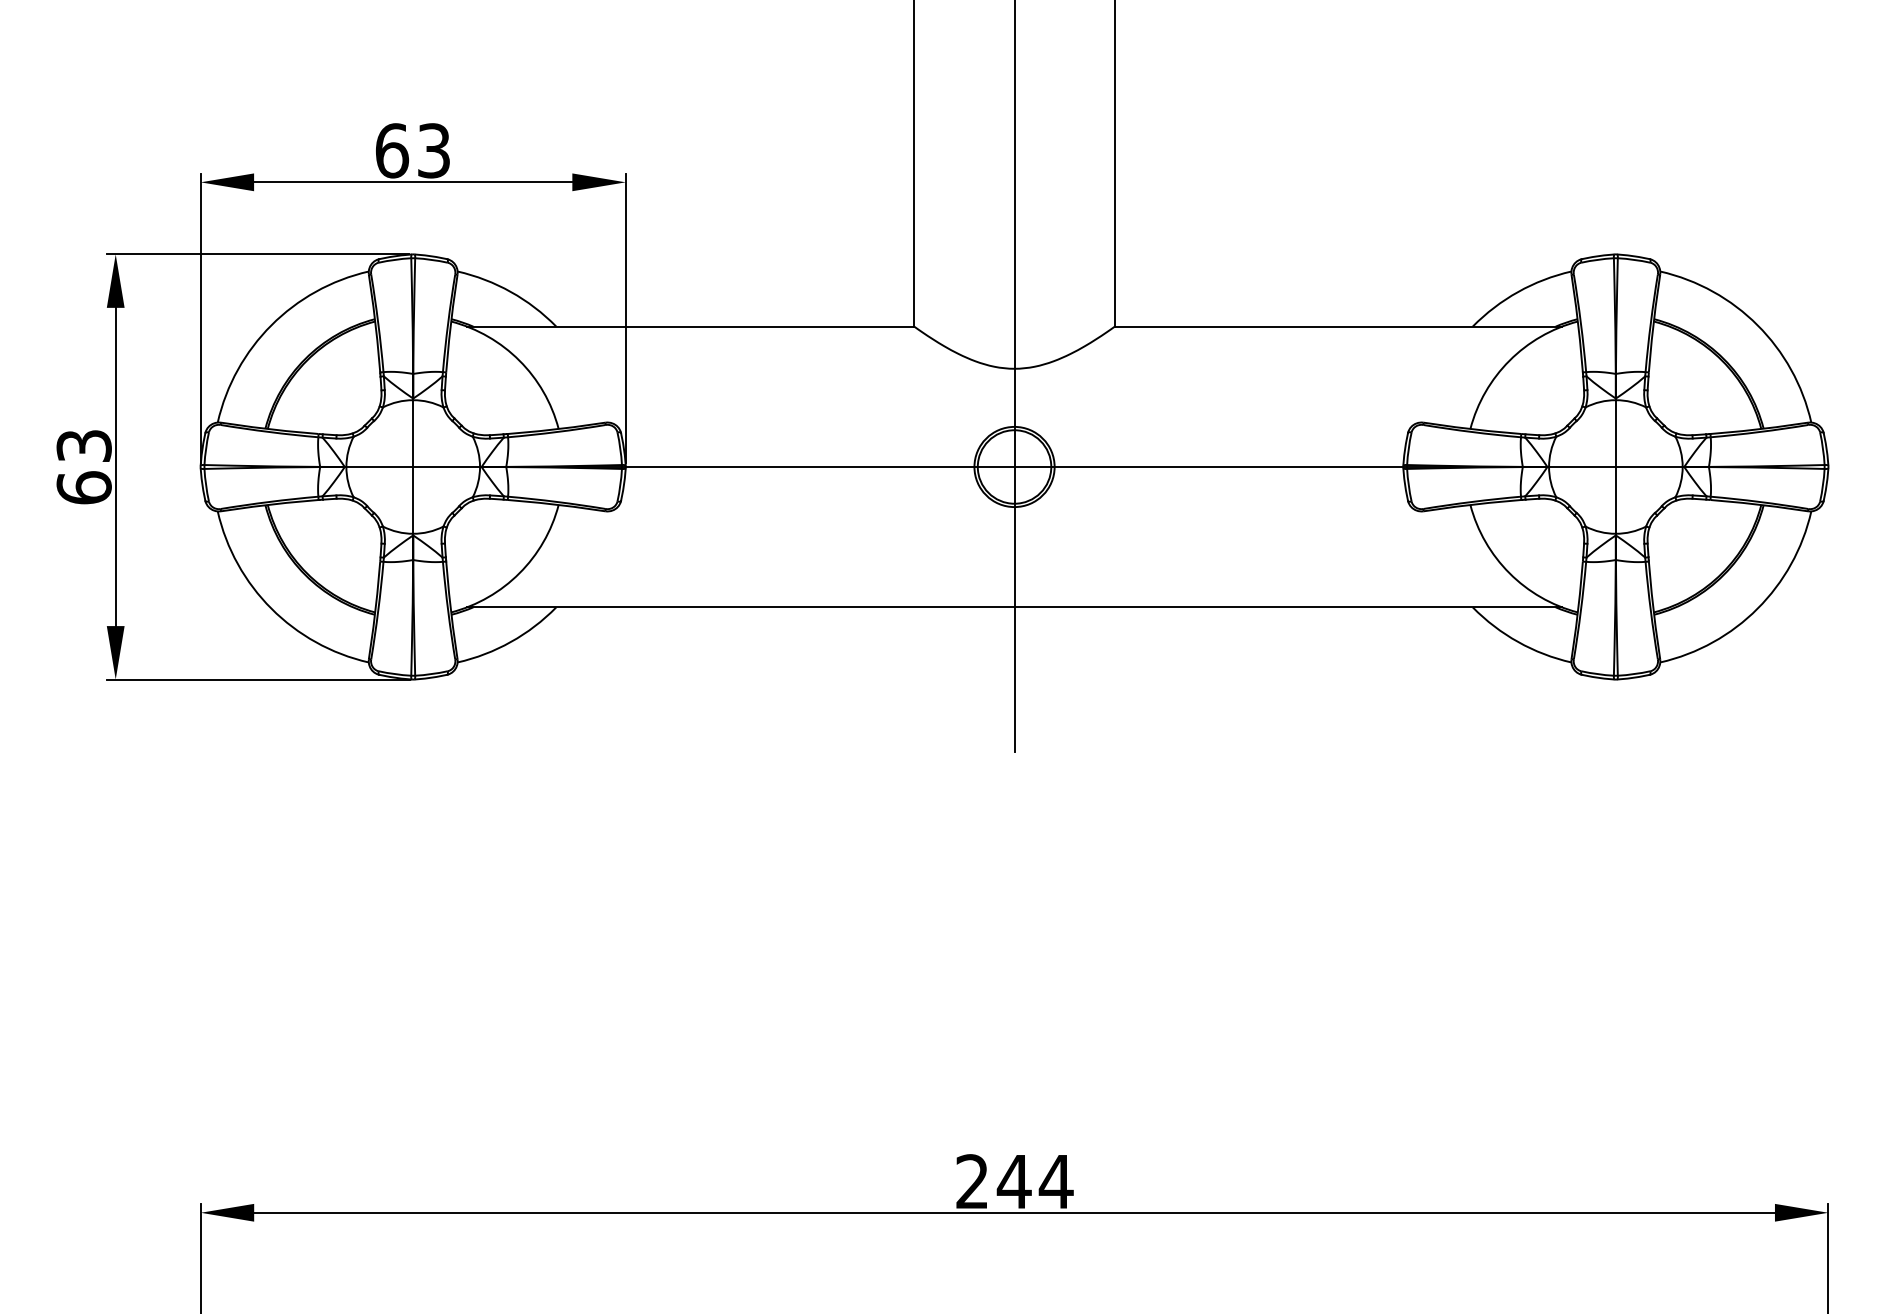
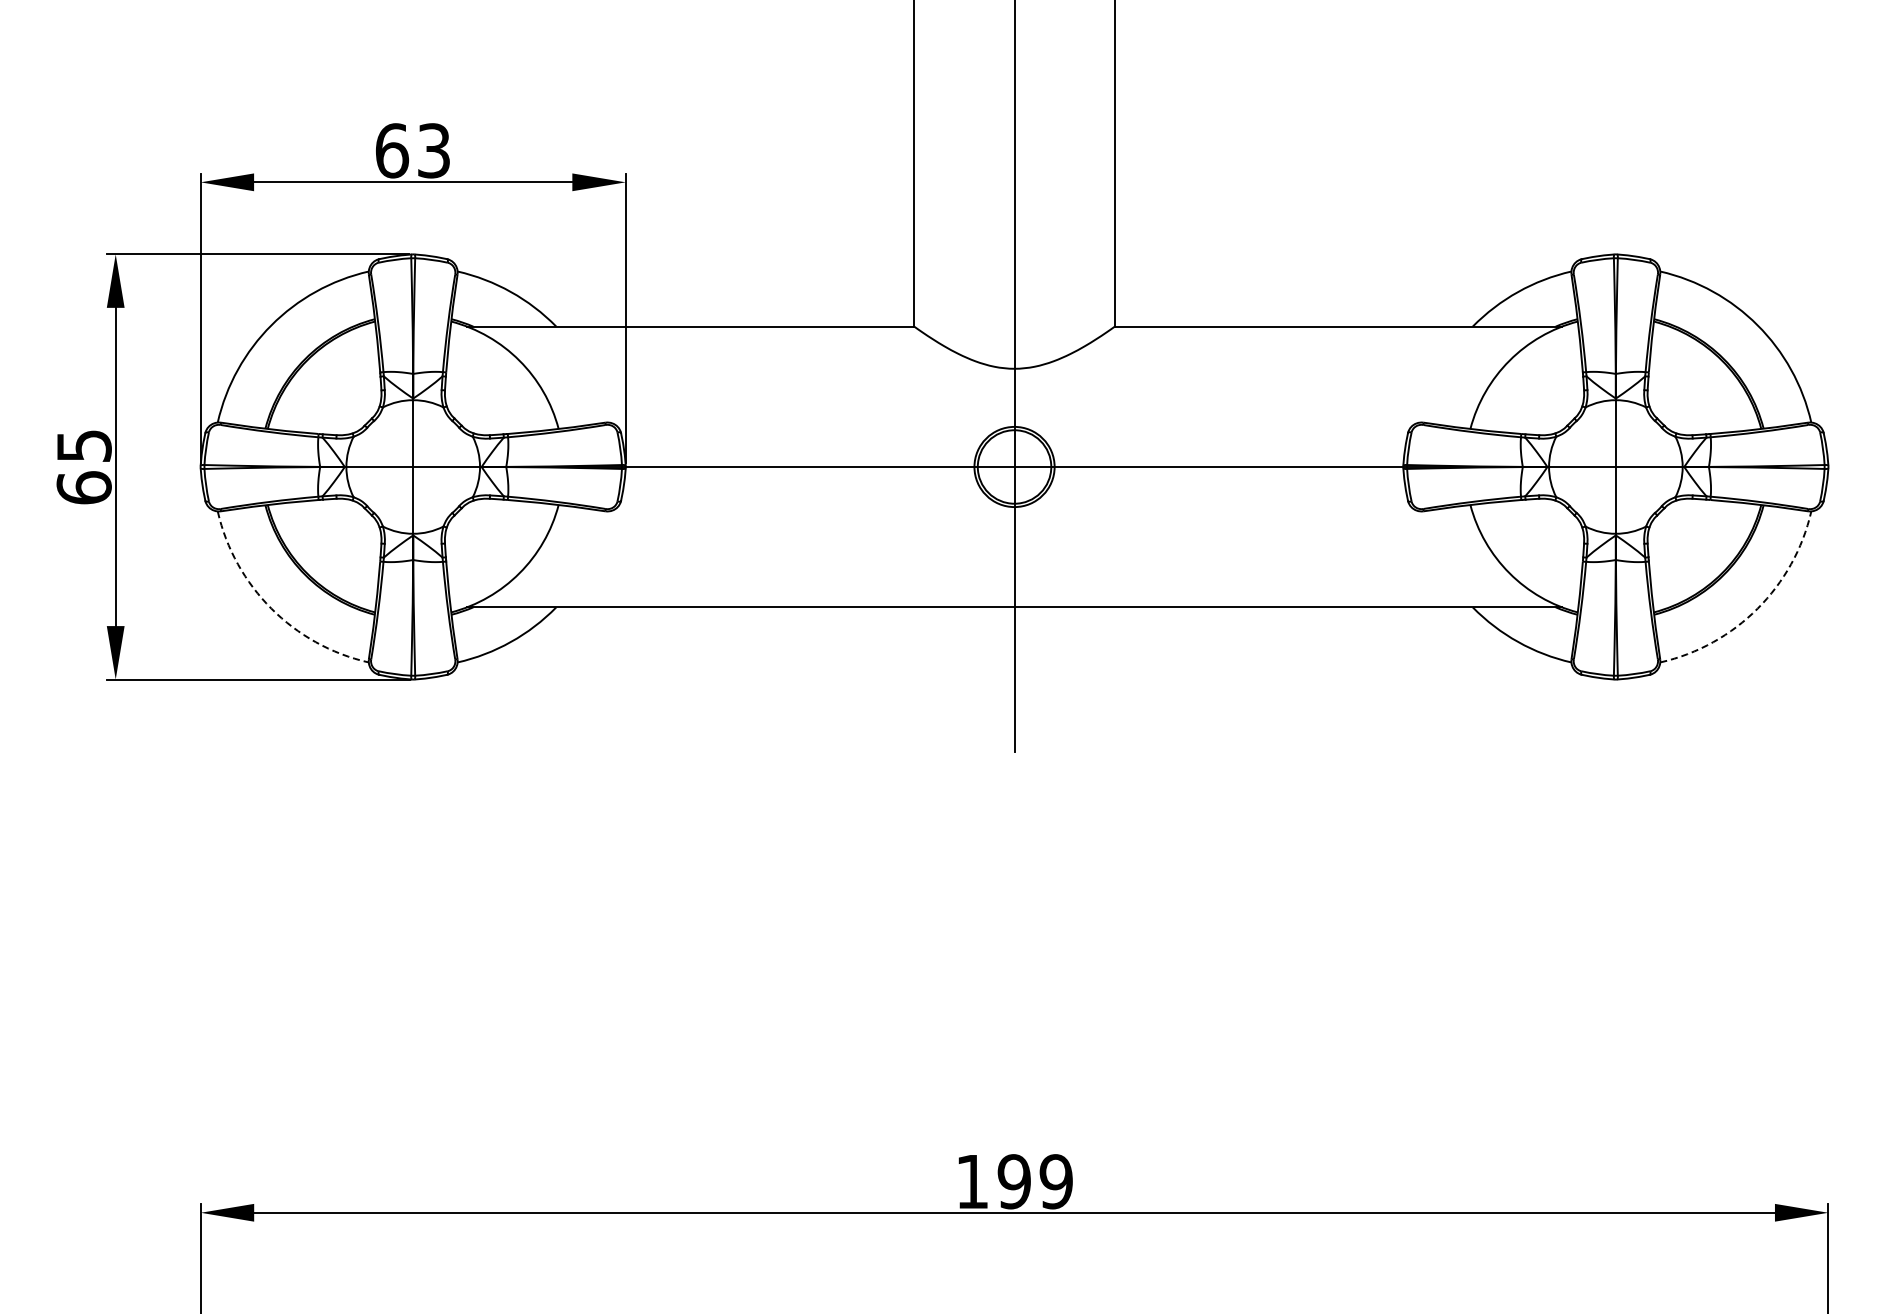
text: 63 -> 65 (83, 445)
arc: solid -> dashed (271, 608)
arc: solid -> dashed (1757, 608)
text: 244 -> 199 (1014, 1181)
